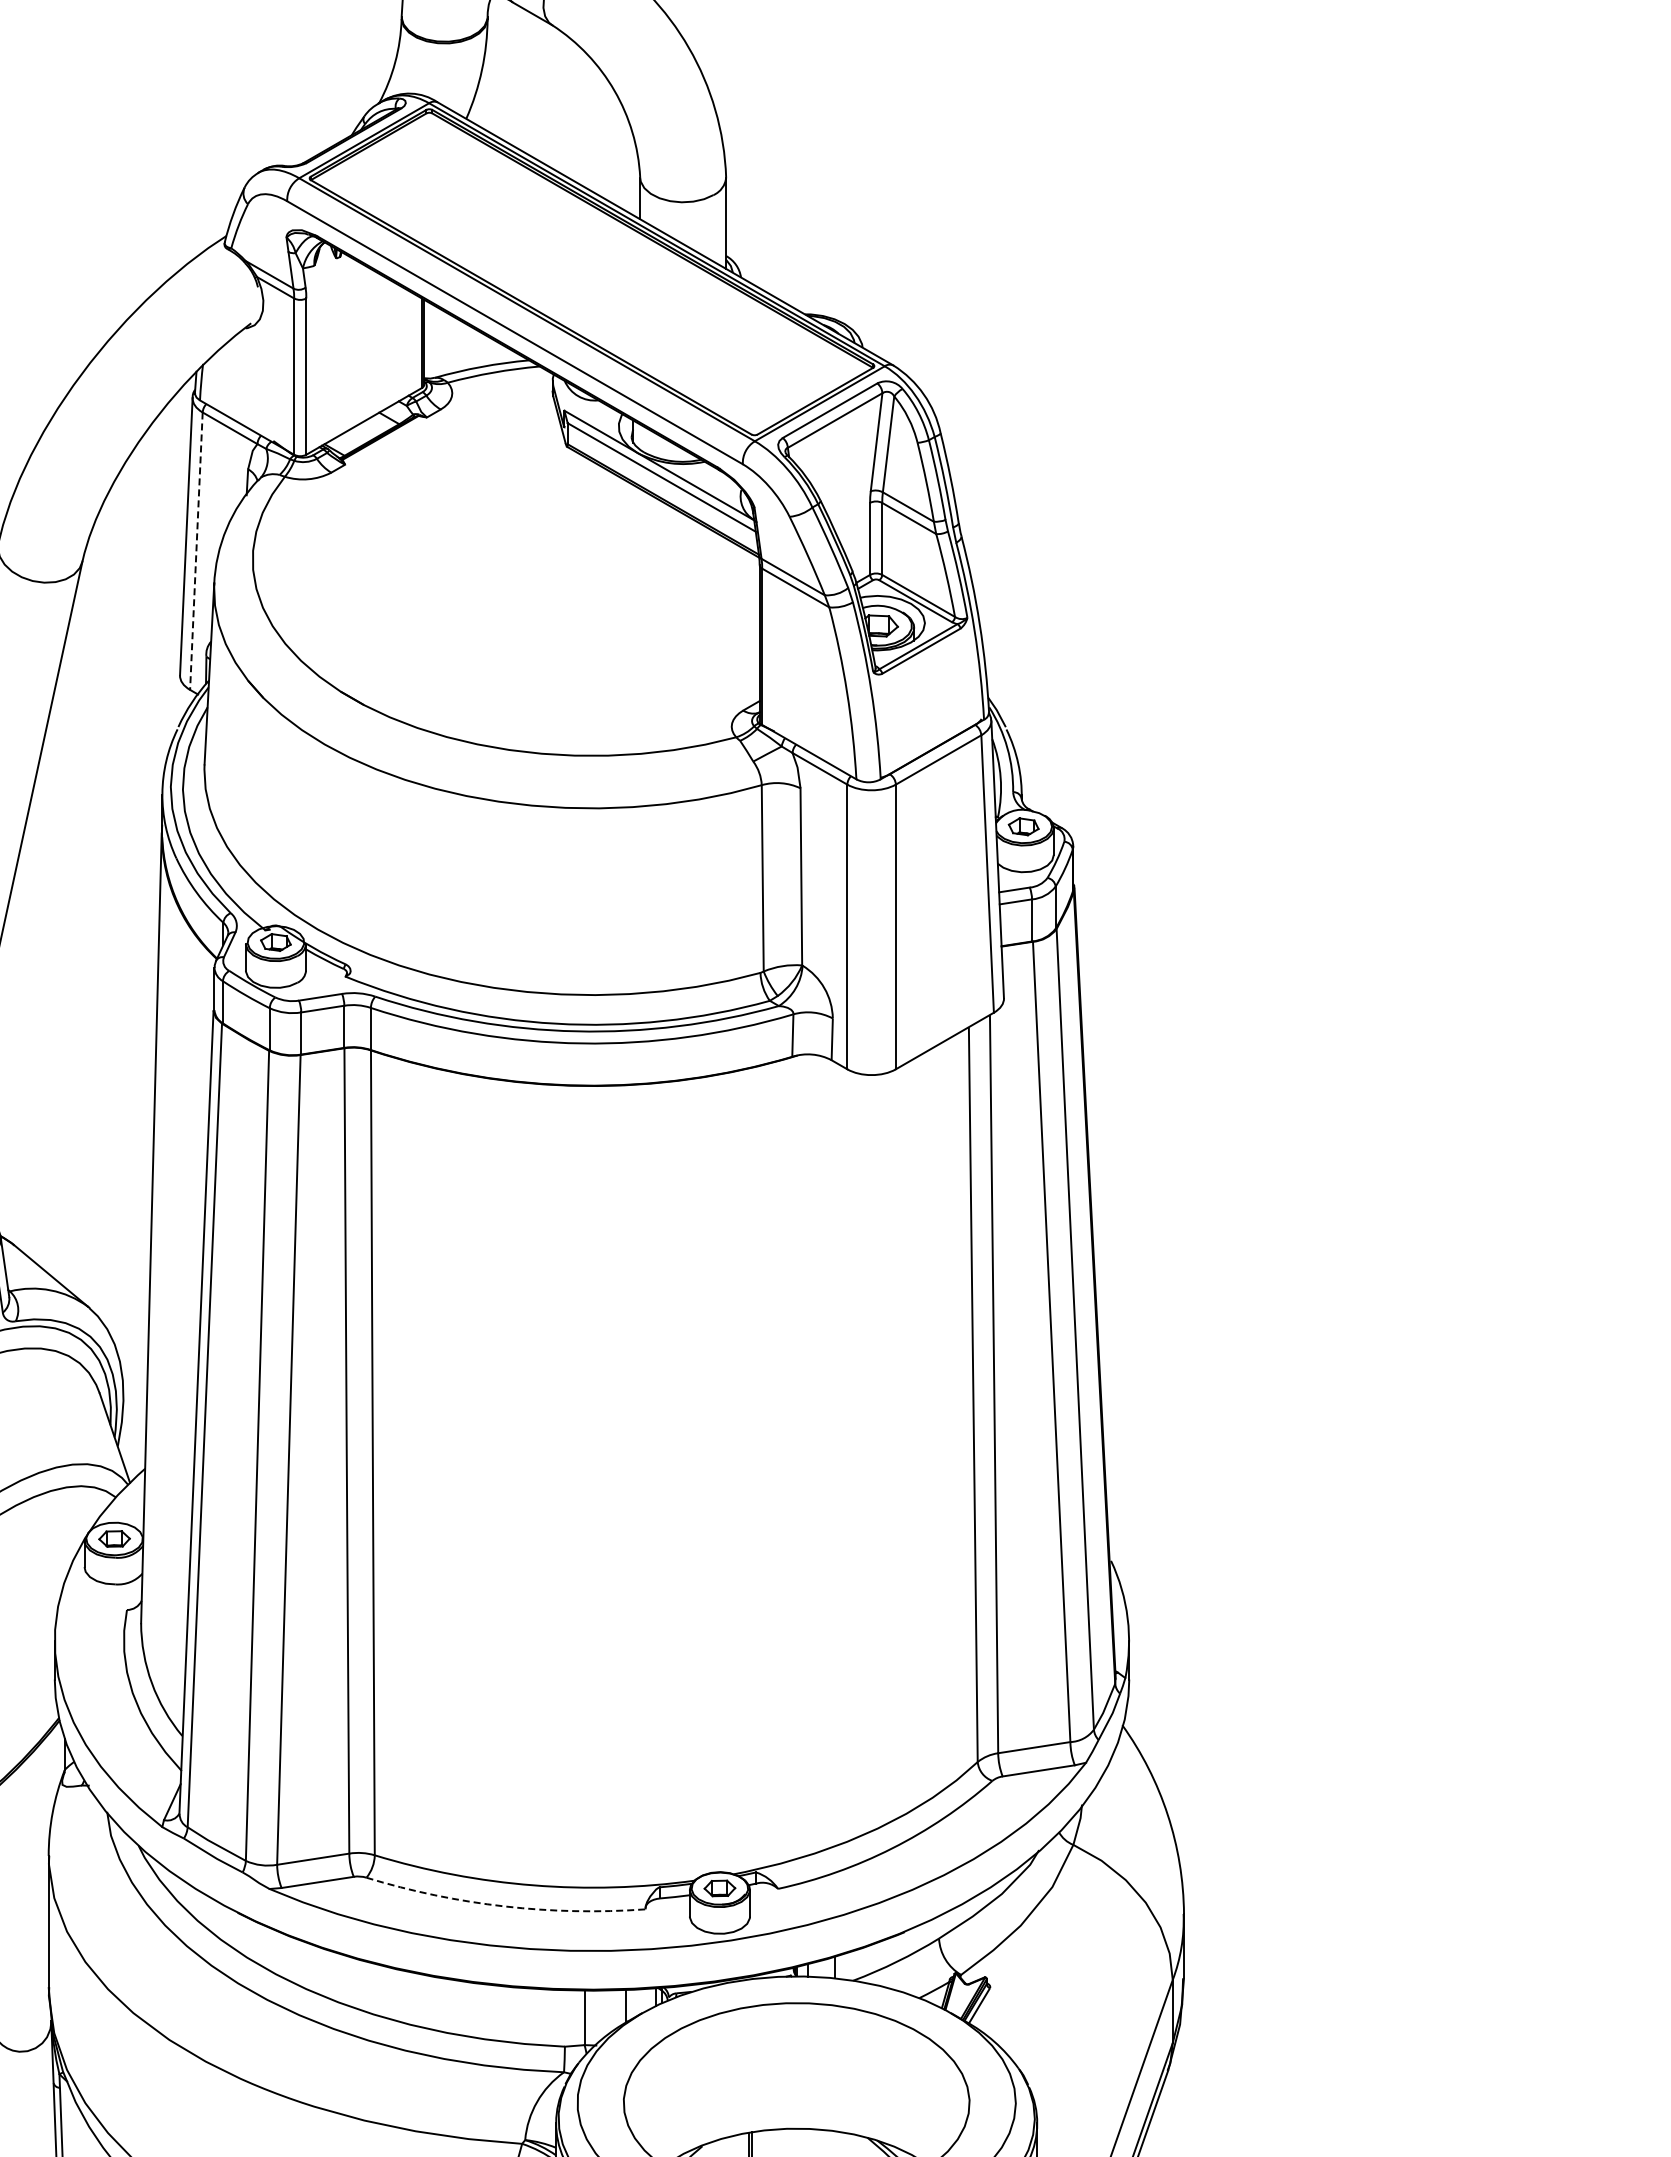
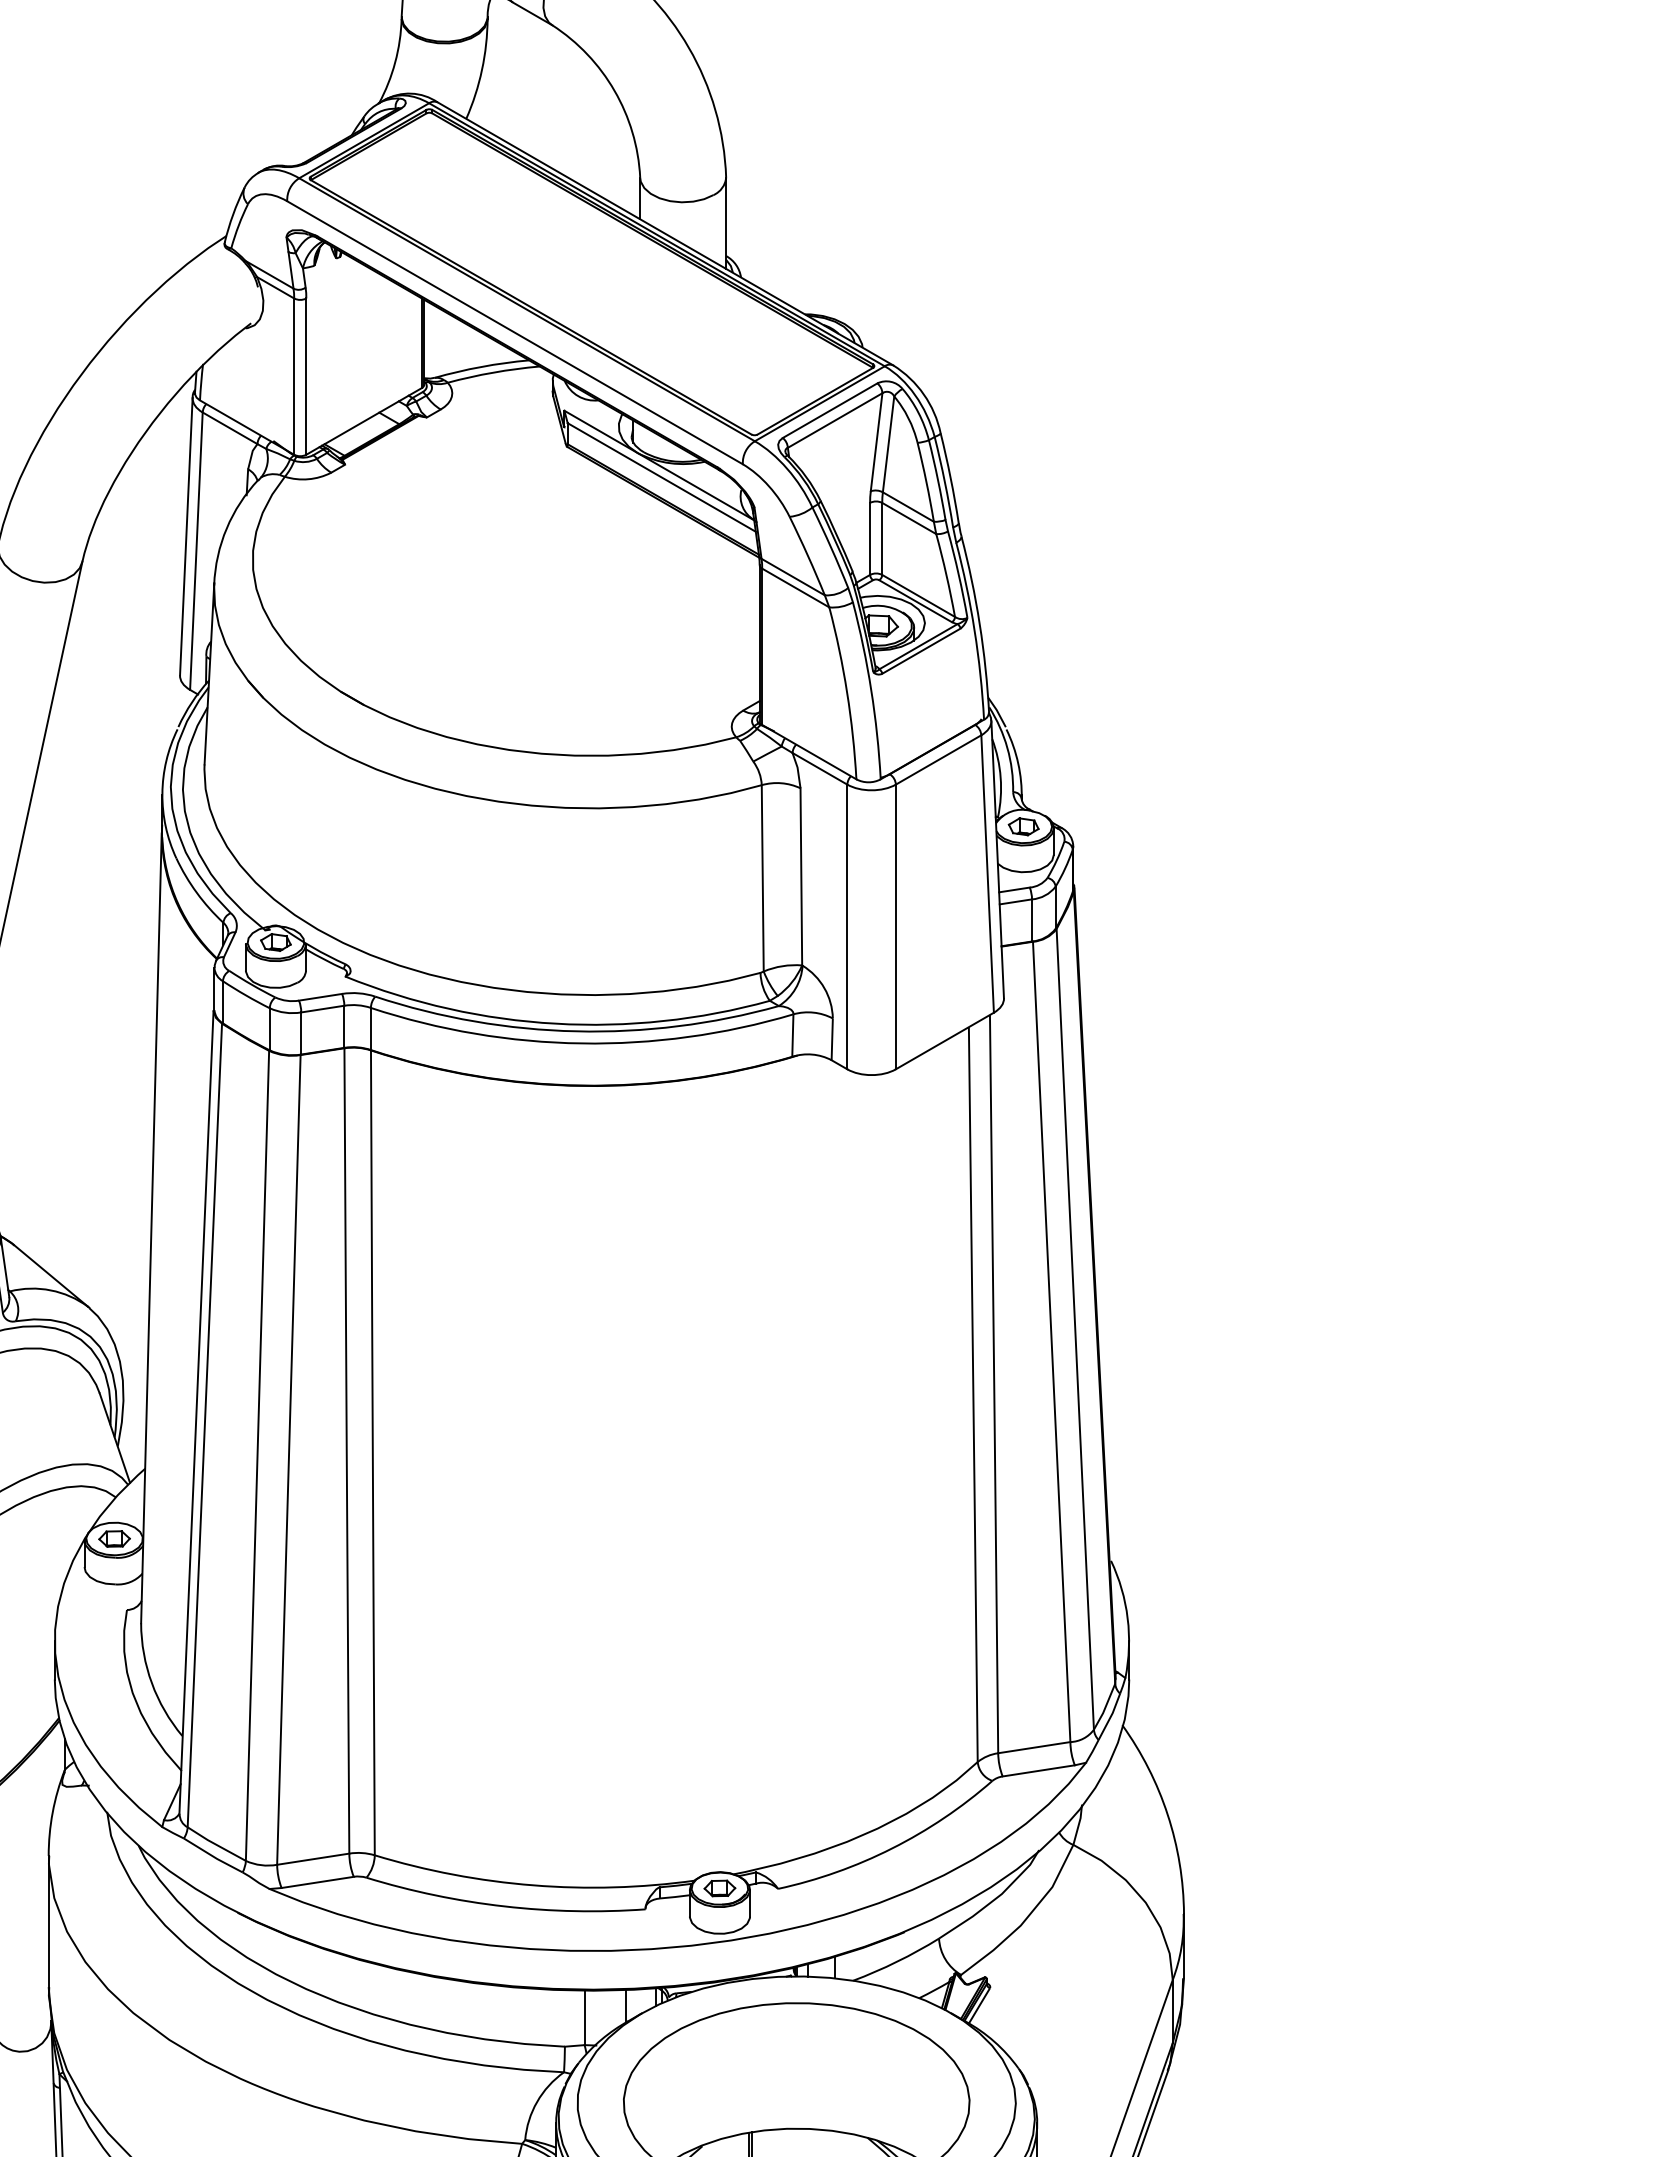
line: dashed -> solid (196, 551)
arc: dashed -> solid (504, 1906)
